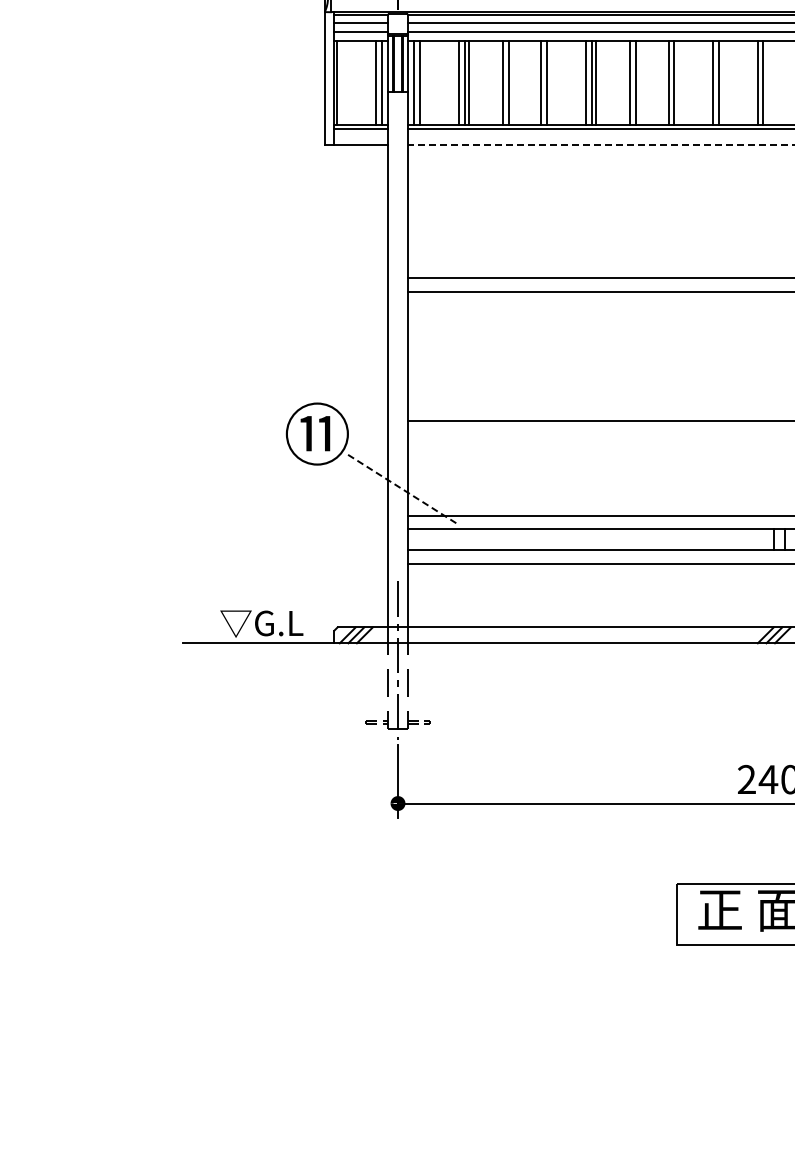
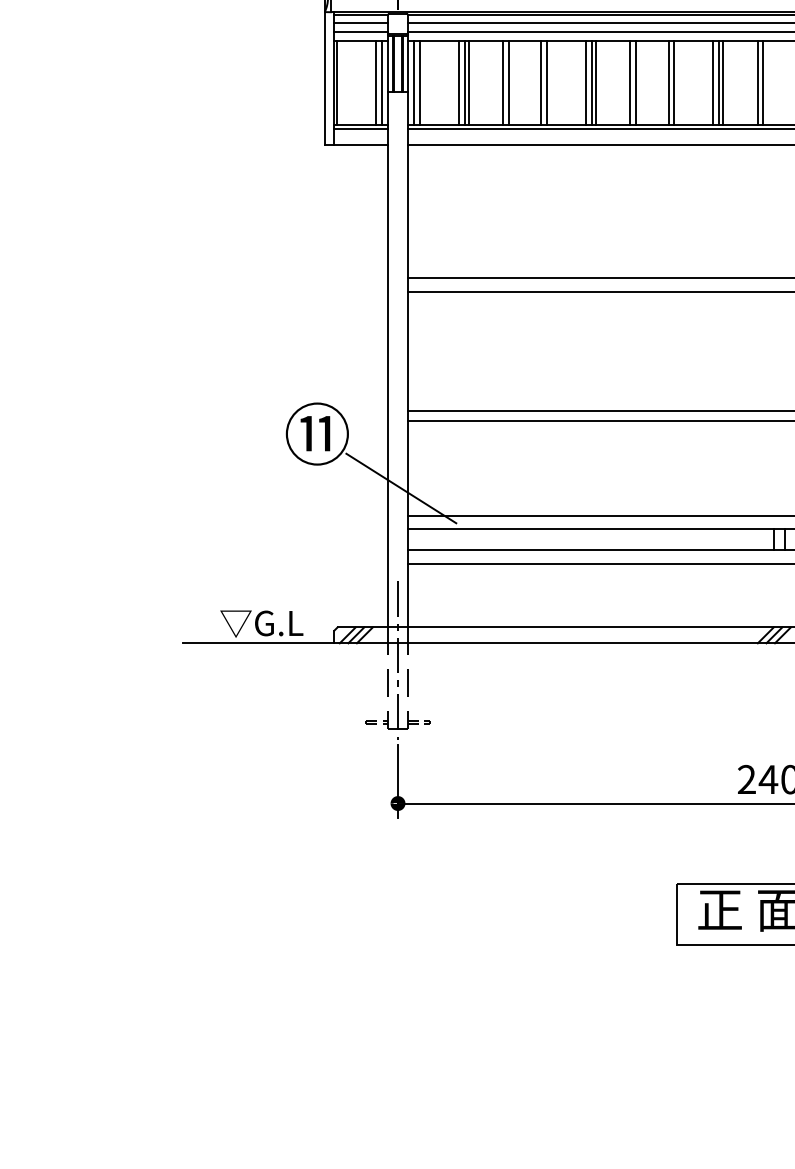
line: none -> present (723, 82)
line: dashed -> solid (600, 145)
line: none -> present (599, 411)
line: dashed -> solid (401, 488)
